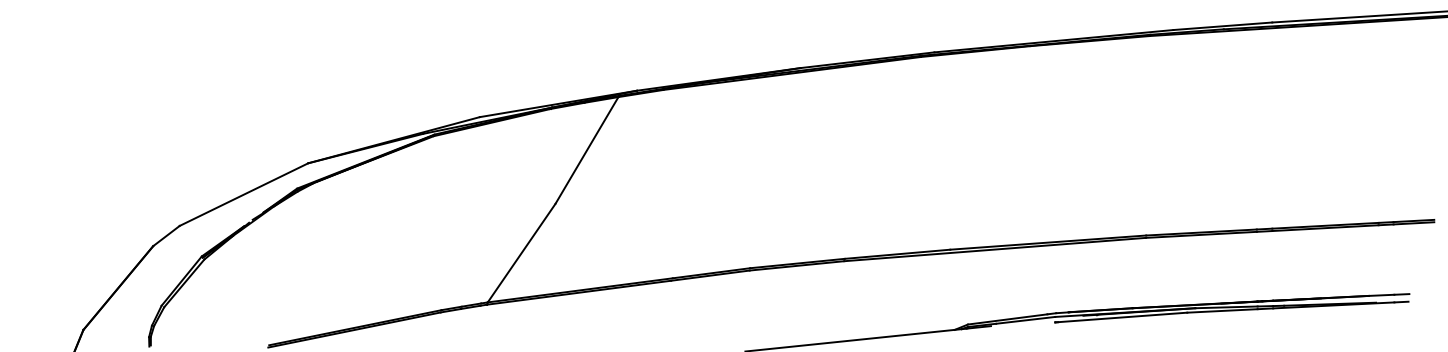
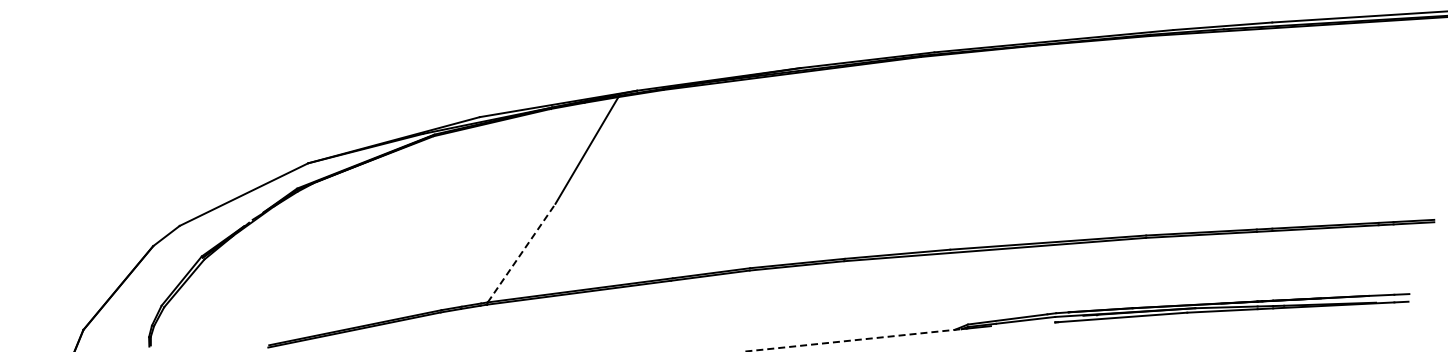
line: solid -> dashed (521, 253)
line: solid -> dashed (853, 340)
